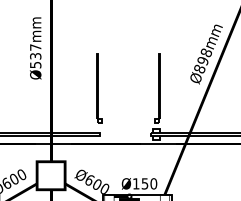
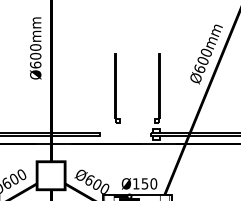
text: Ø537mm -> Ø600mm (35, 56)
text: Ø898mm -> Ø600mm (202, 60)
part position: (99, 88) -> (117, 88) (117, 88)
